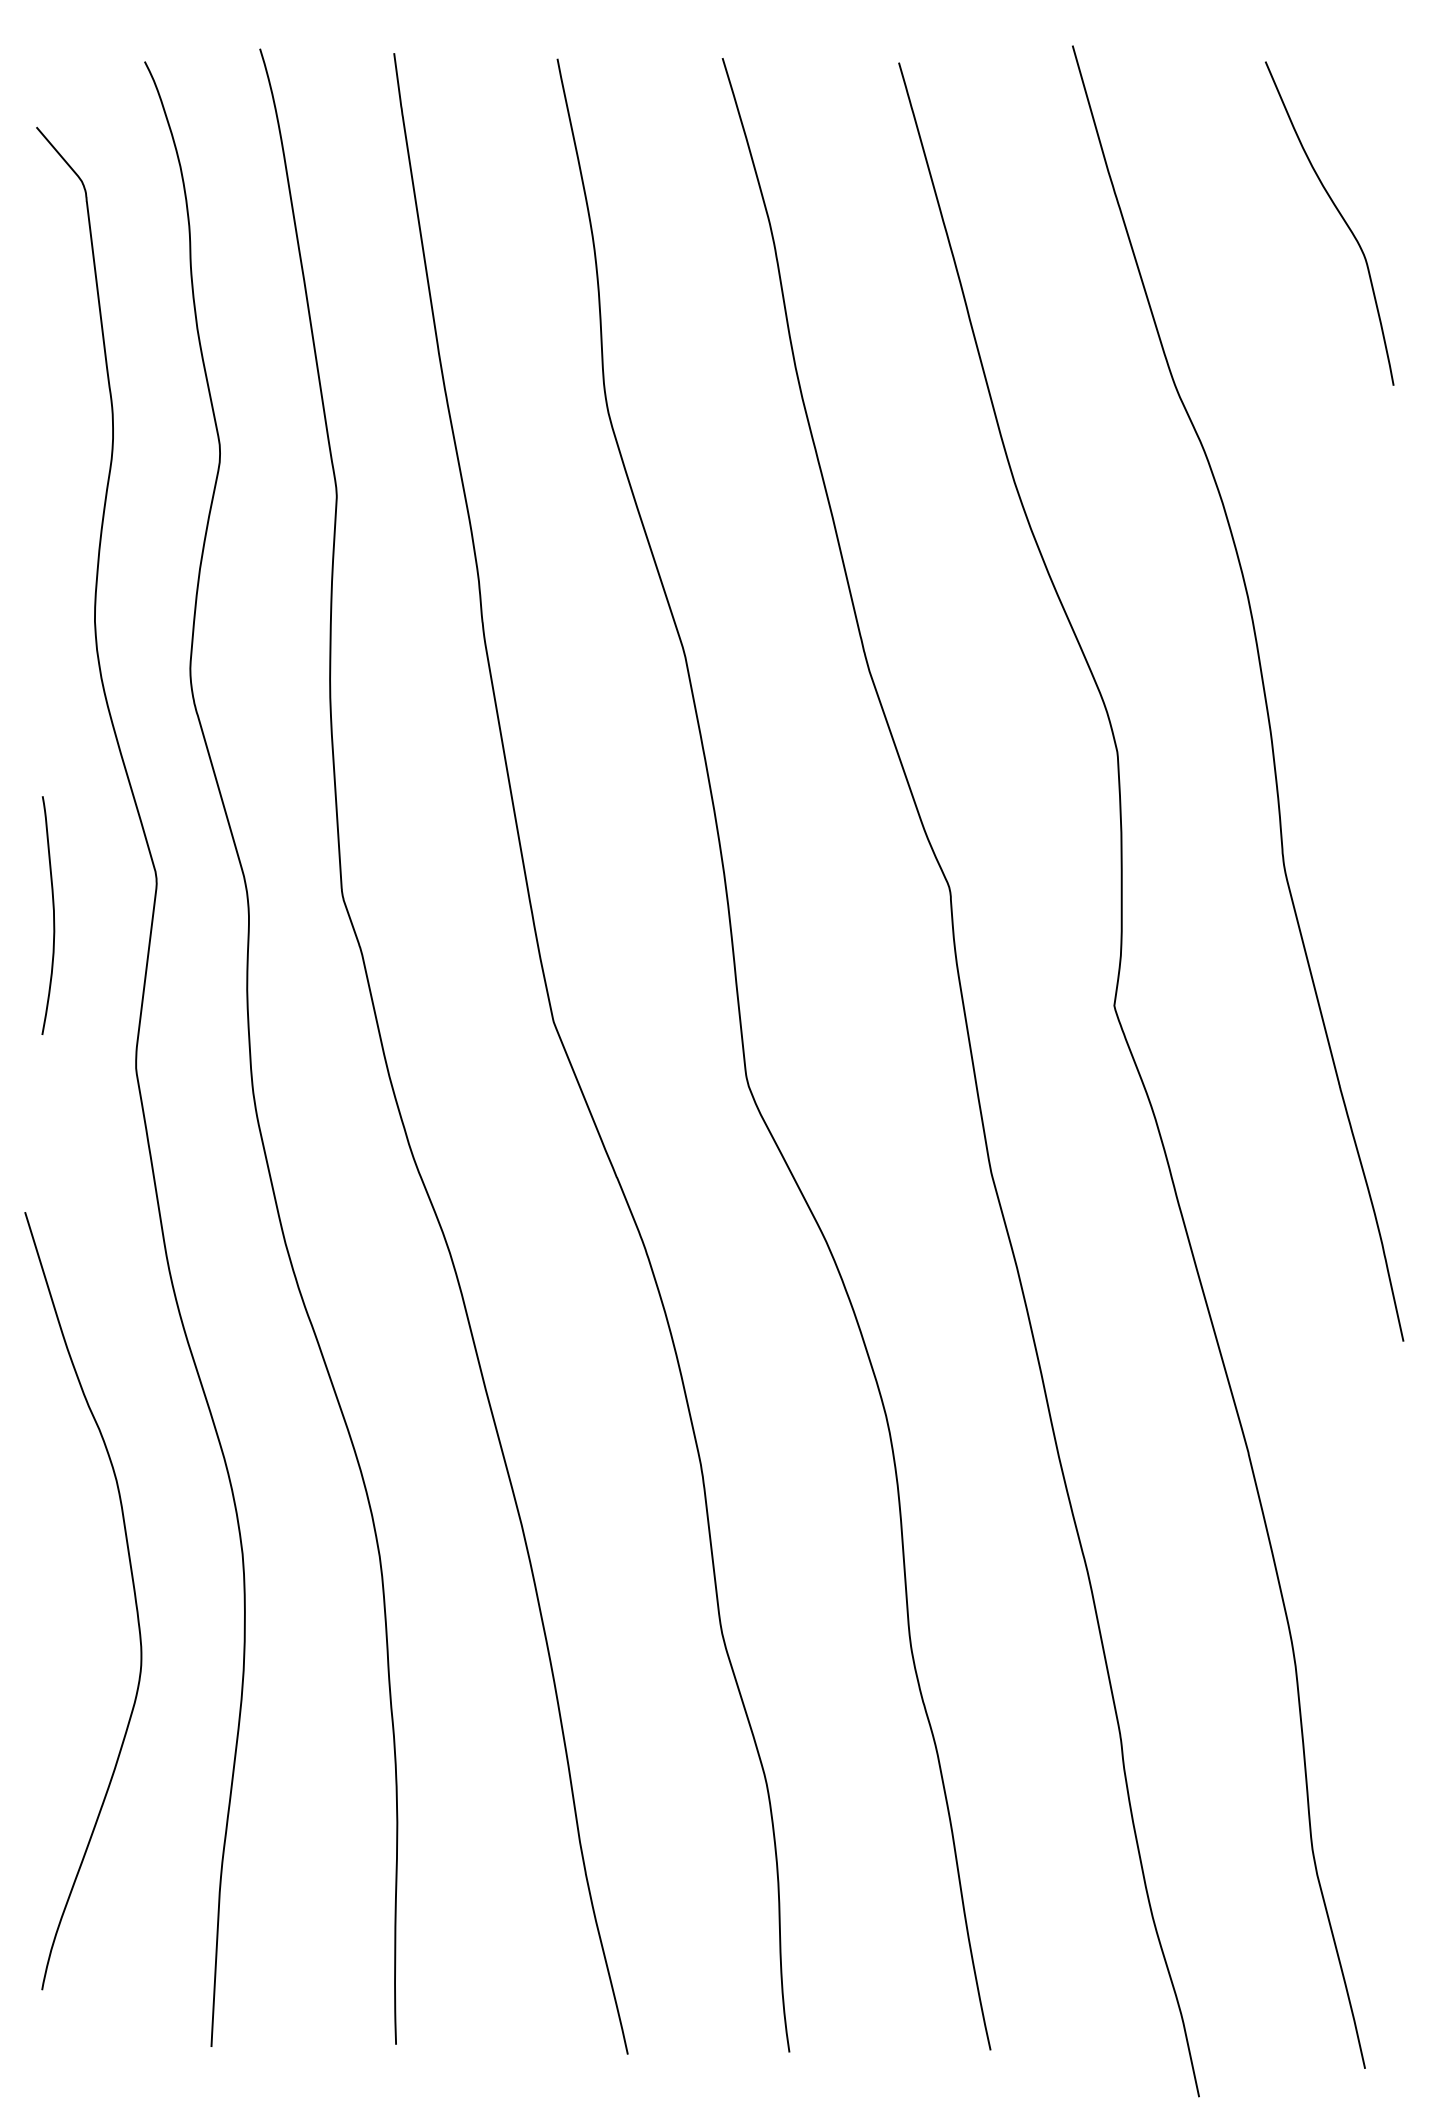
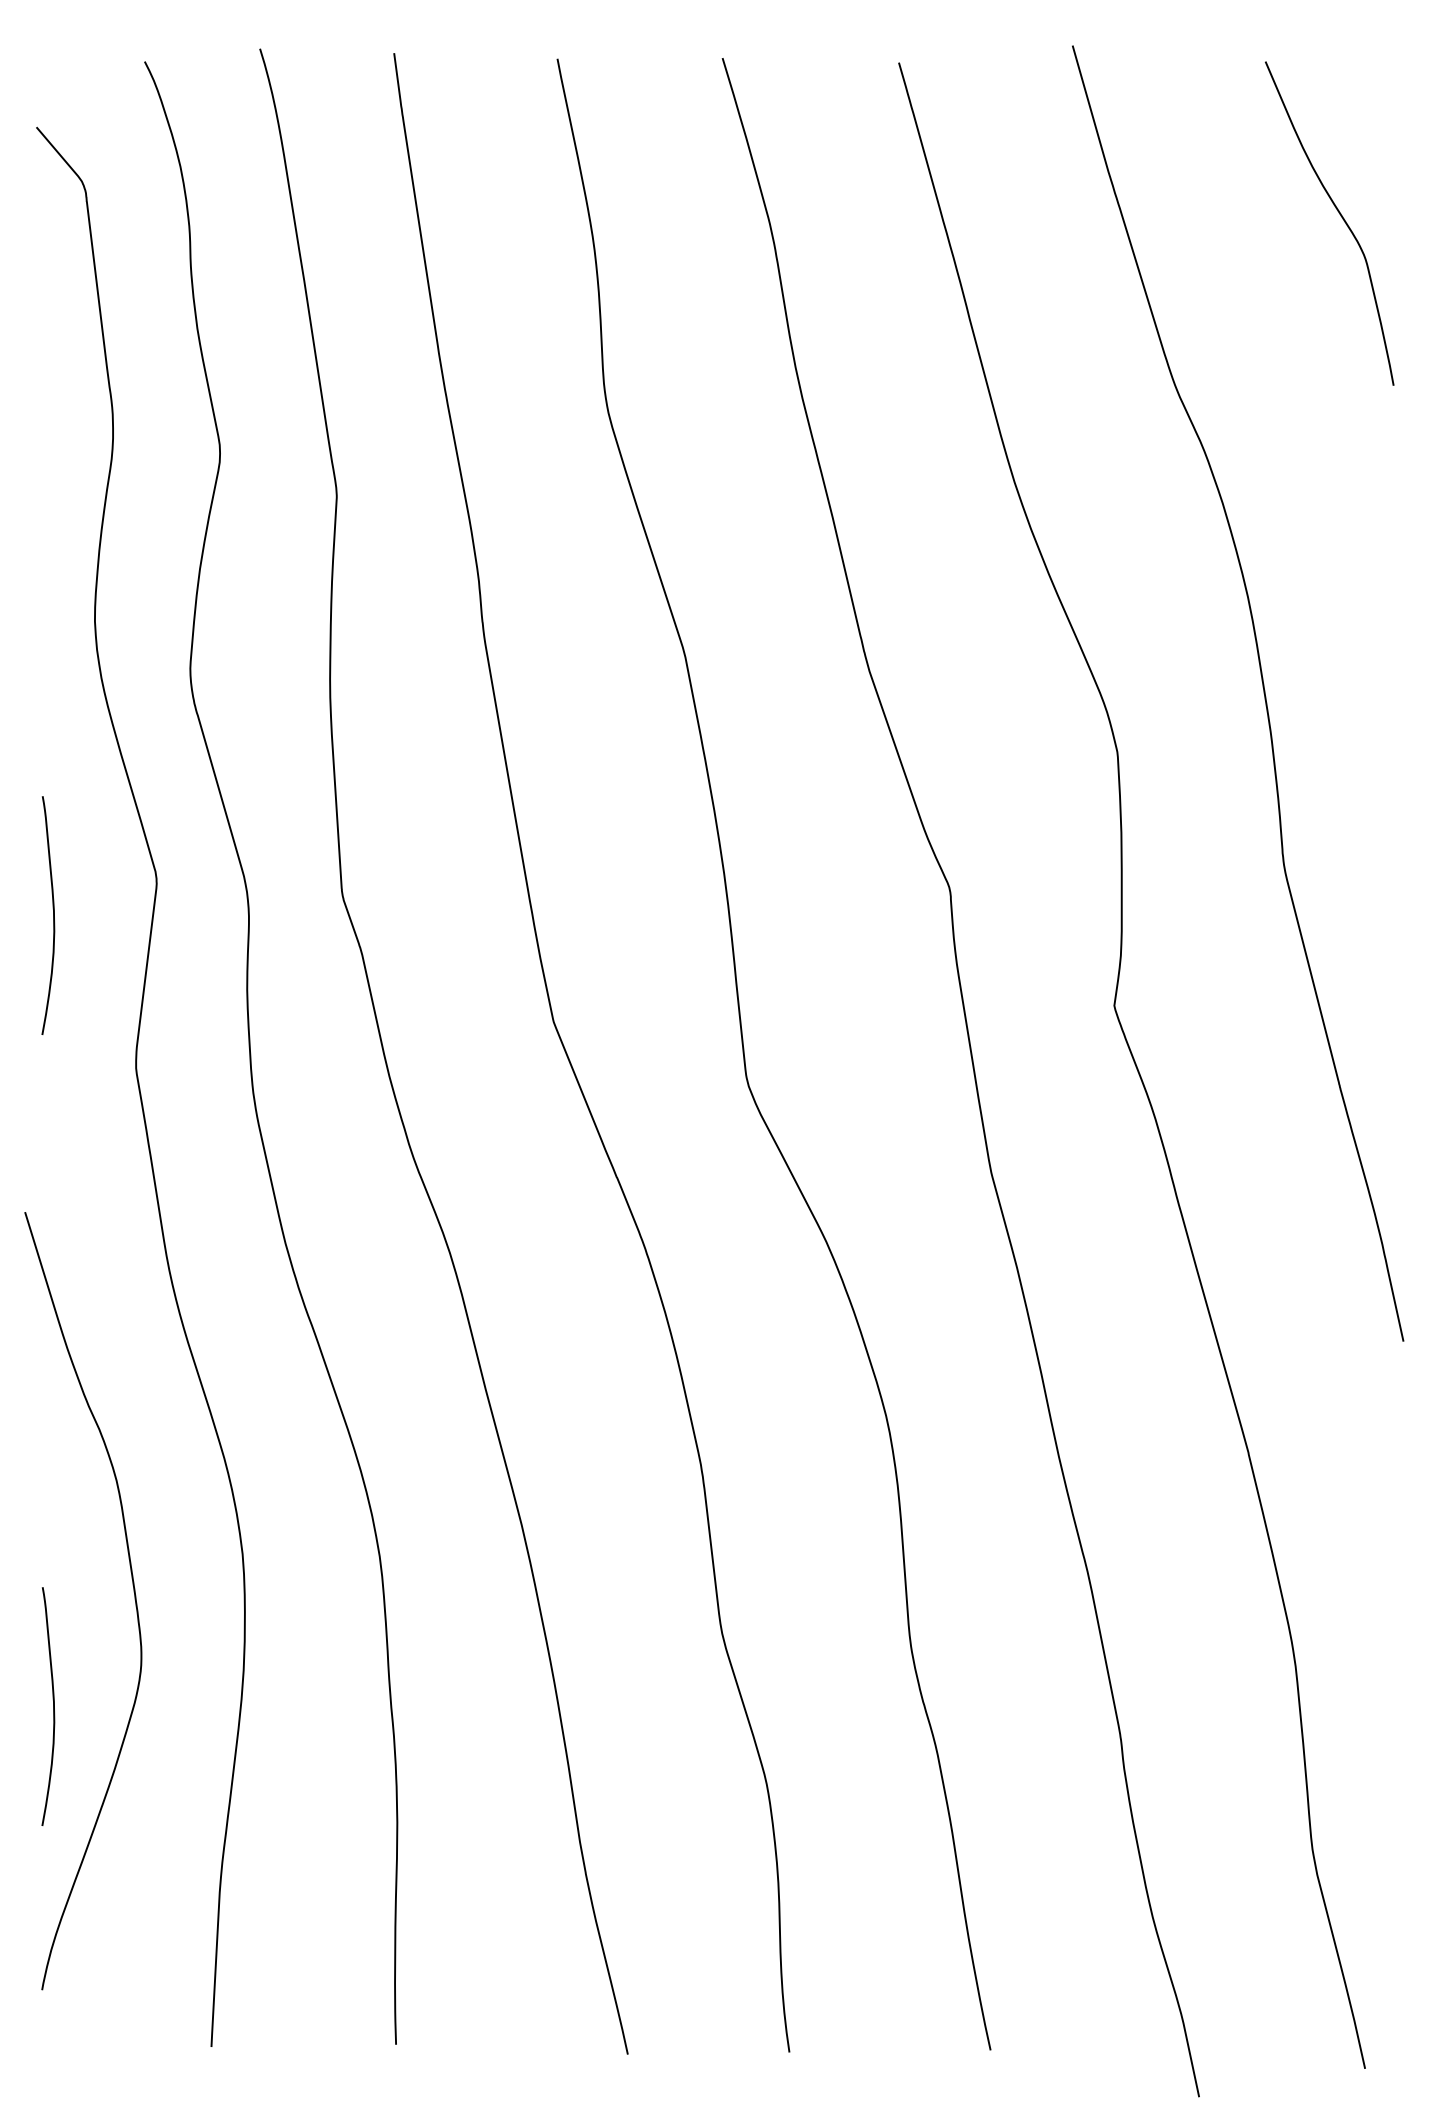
curve: none -> present (53, 1706)
